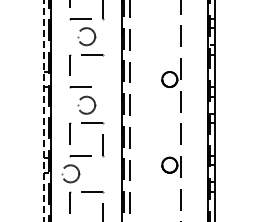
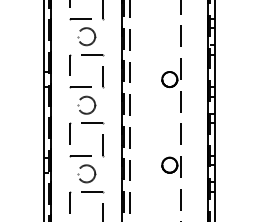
line: none -> present (103, 77)
line: dashed -> solid (43, 110)
part position: (70, 166) -> (86, 166) (86, 166)
